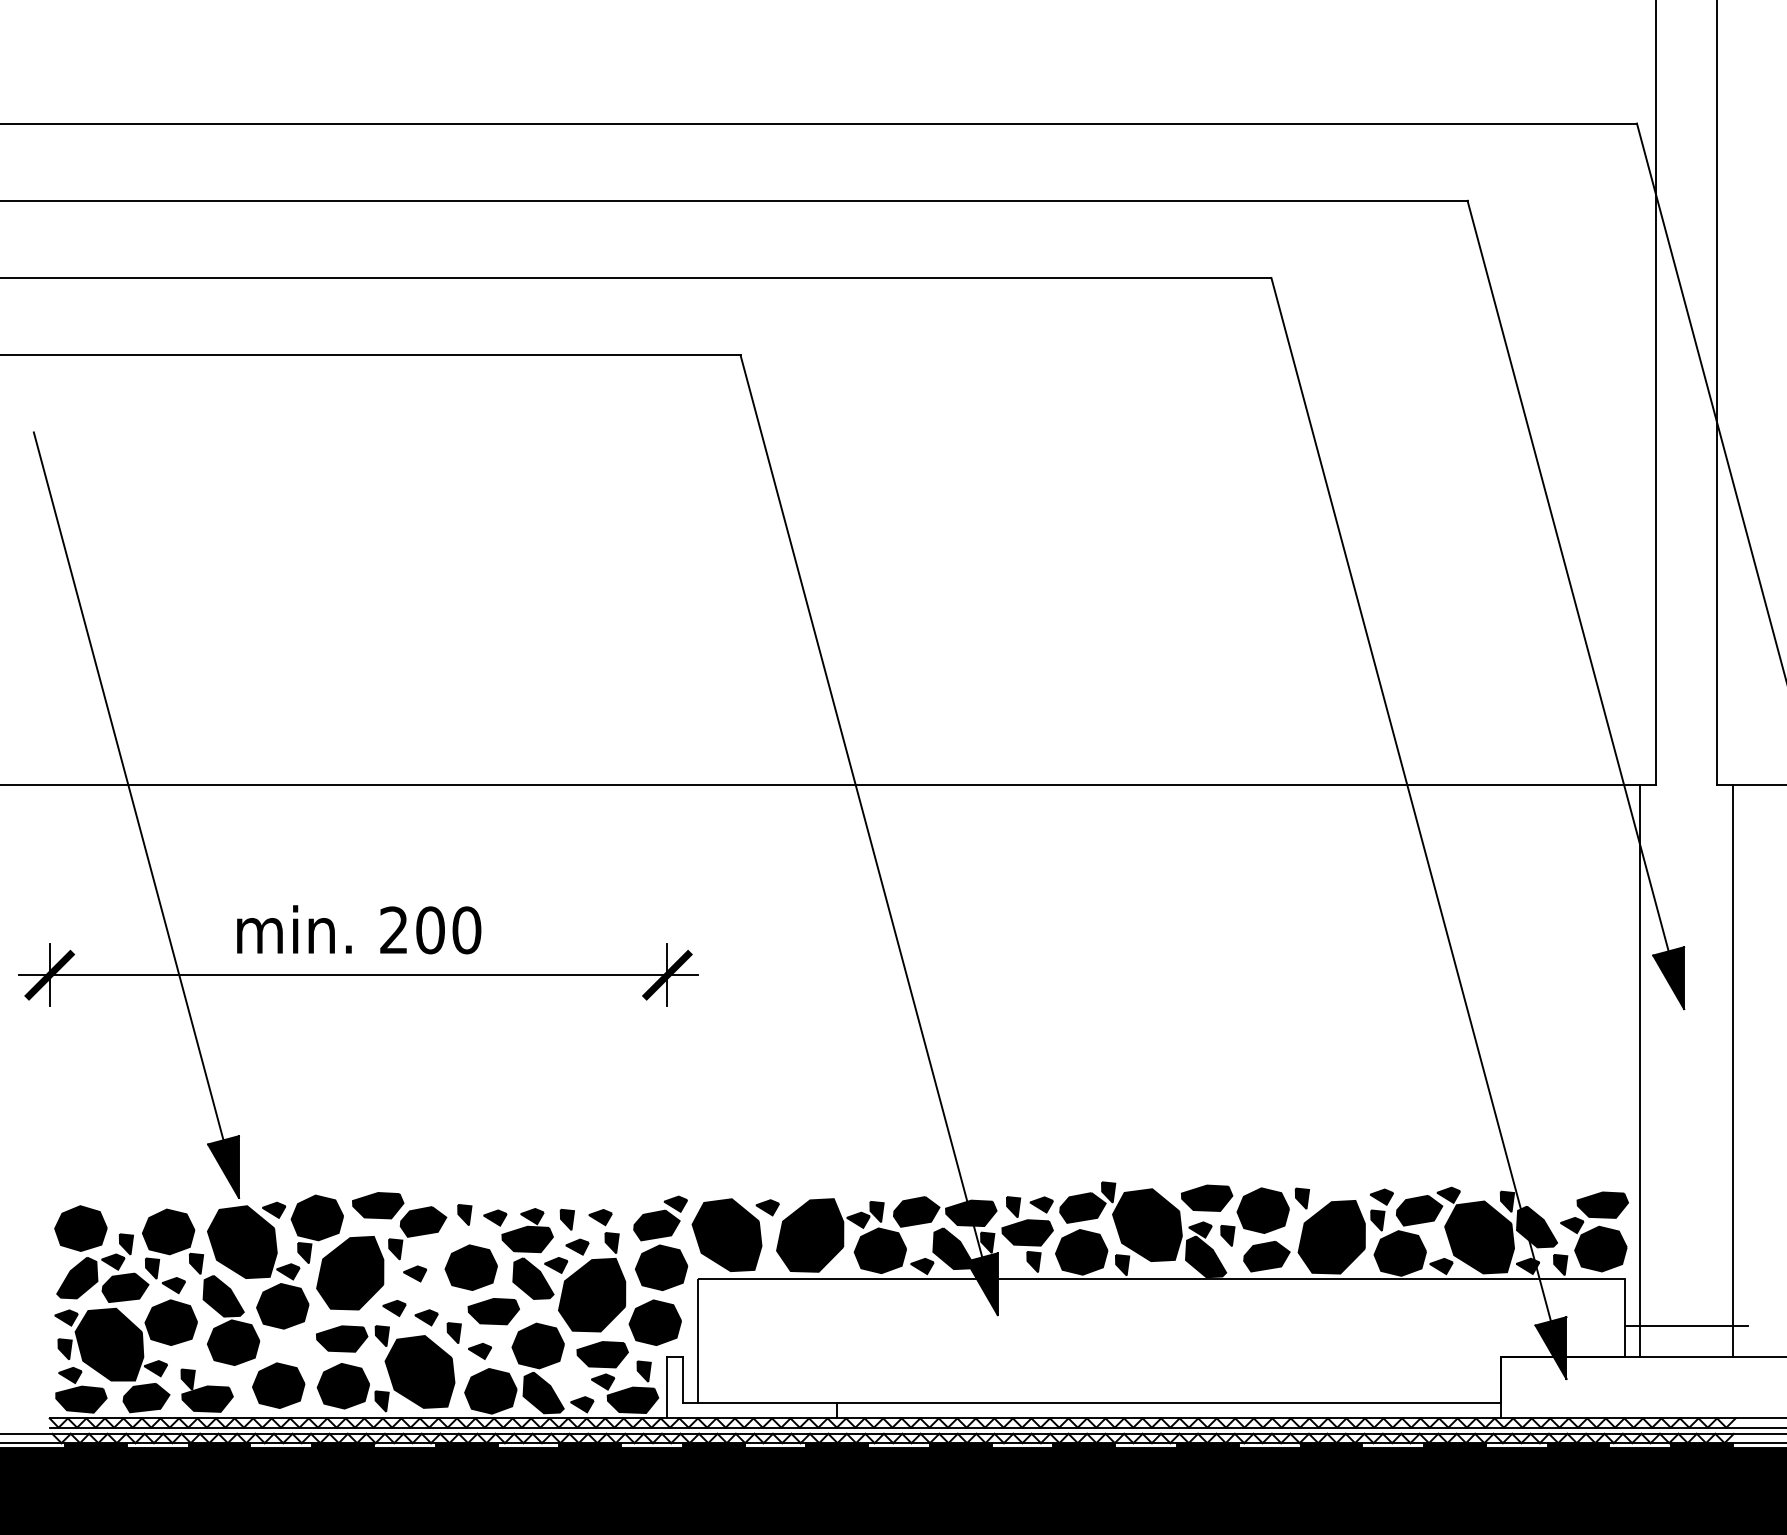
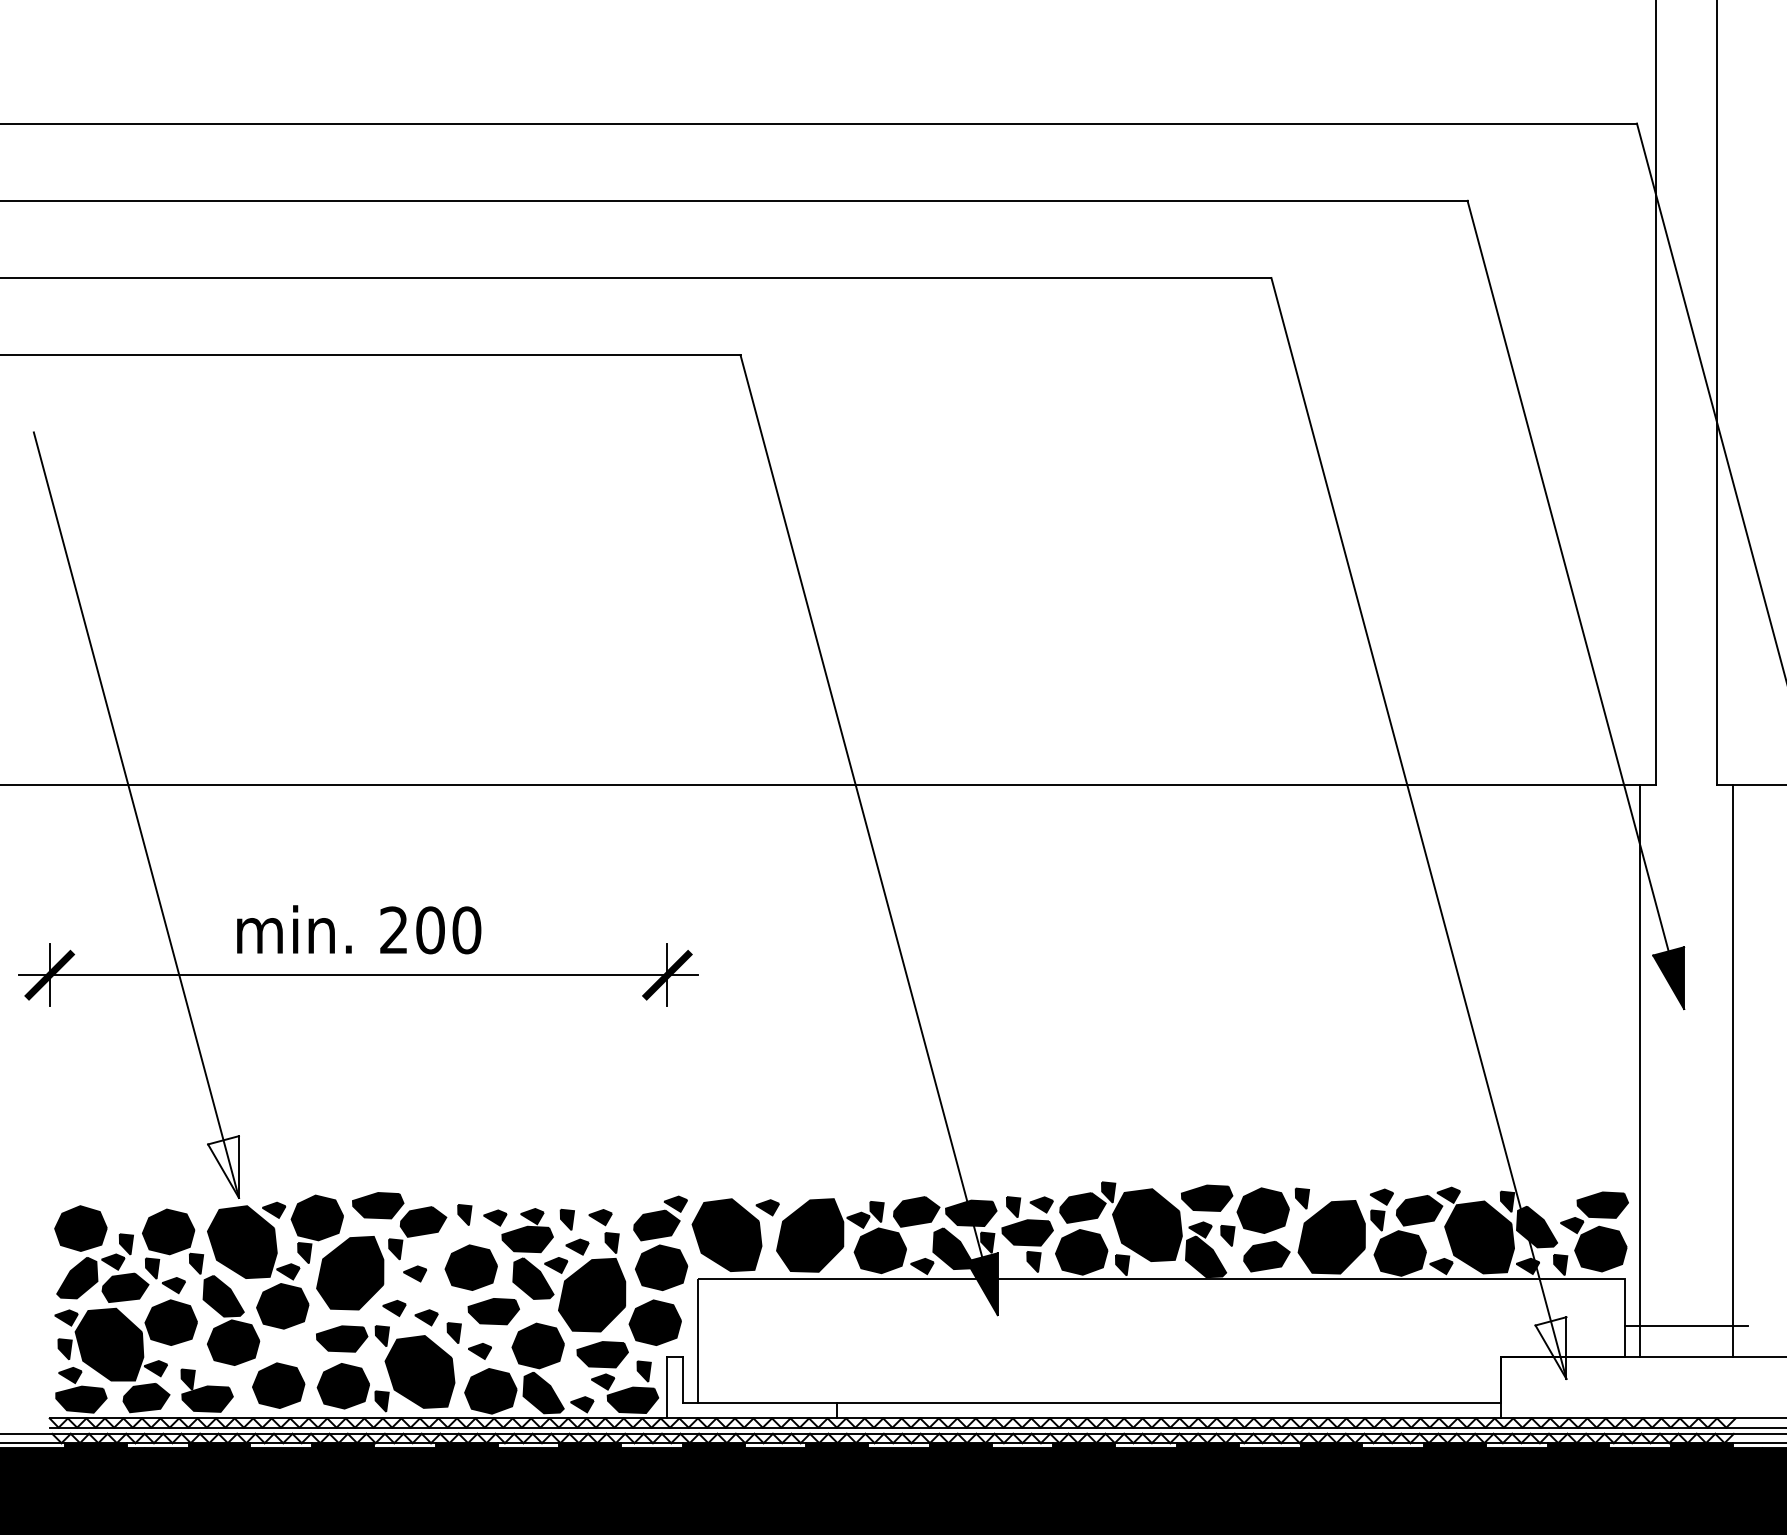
fill: present -> none (223, 1166)
fill: present -> none (1550, 1347)
